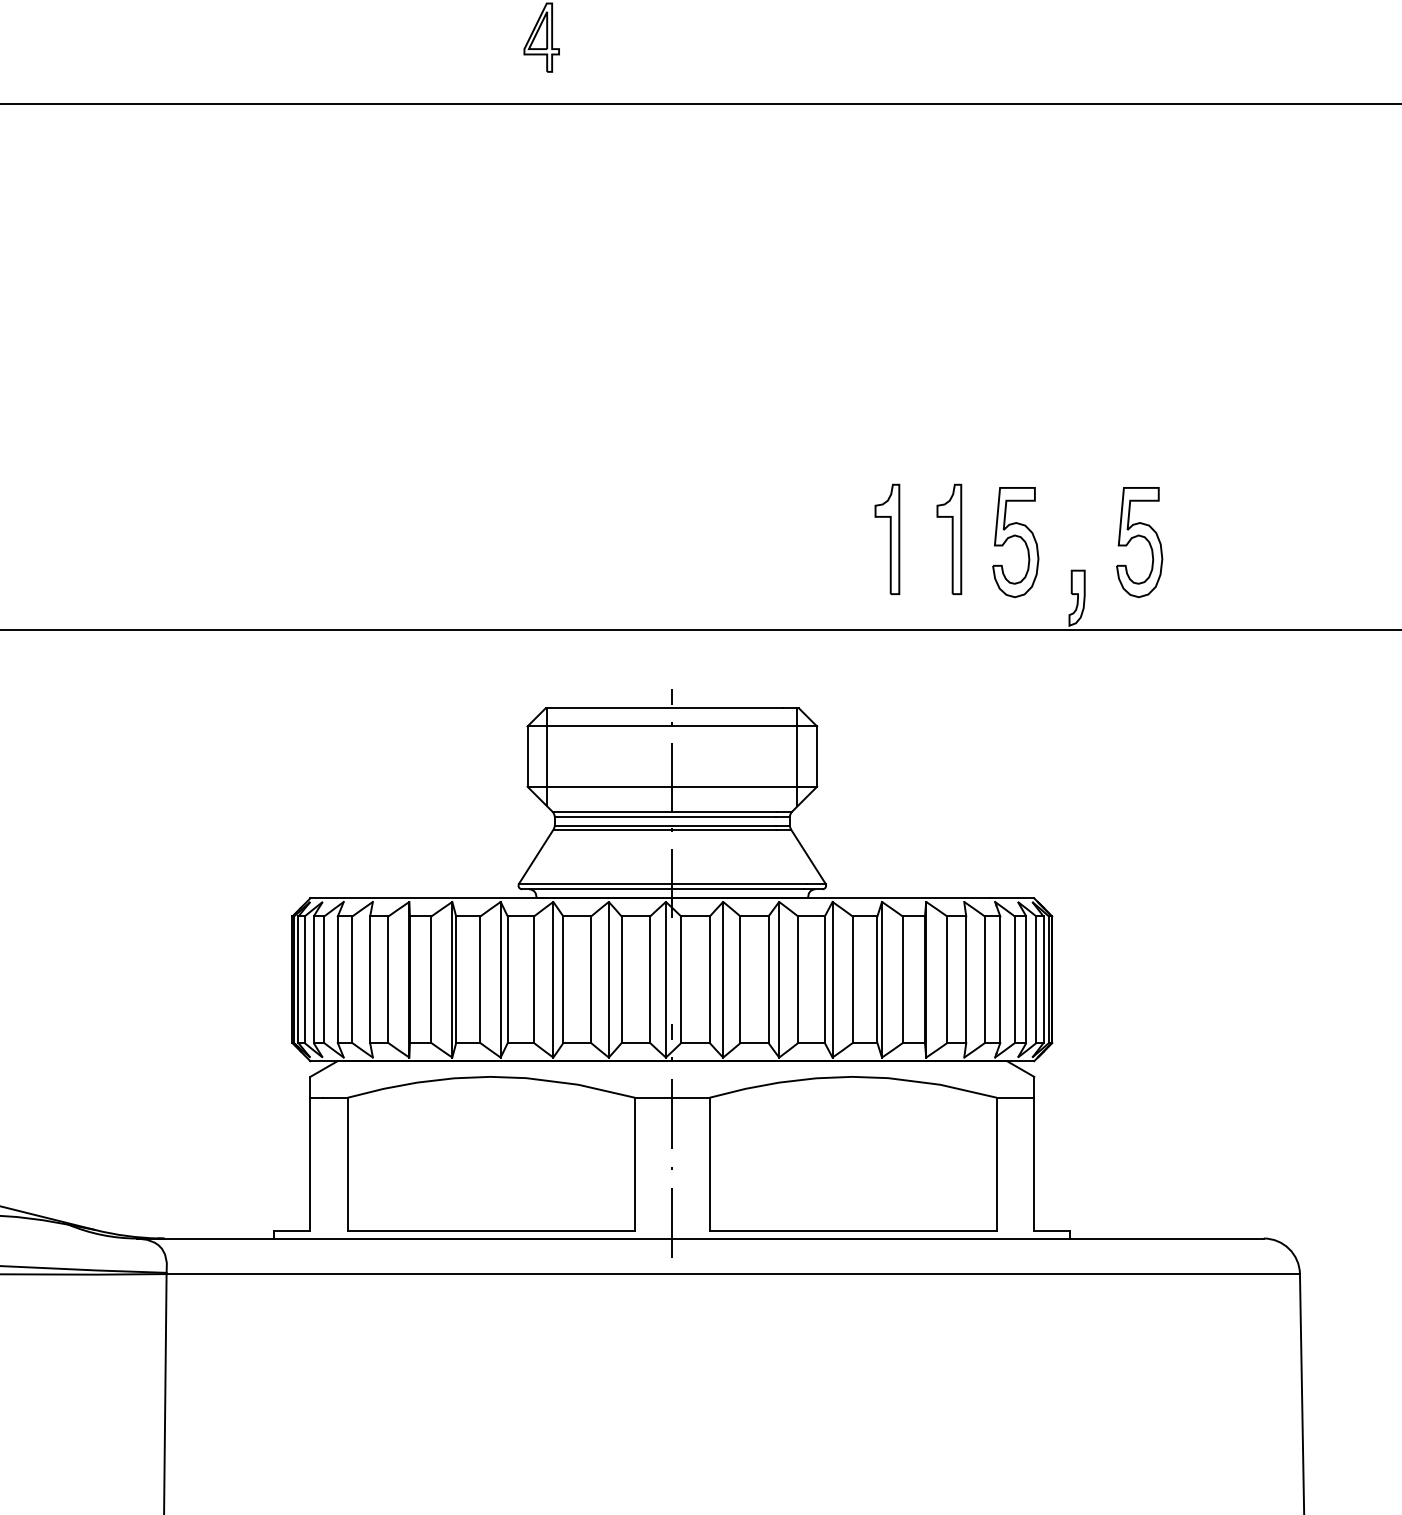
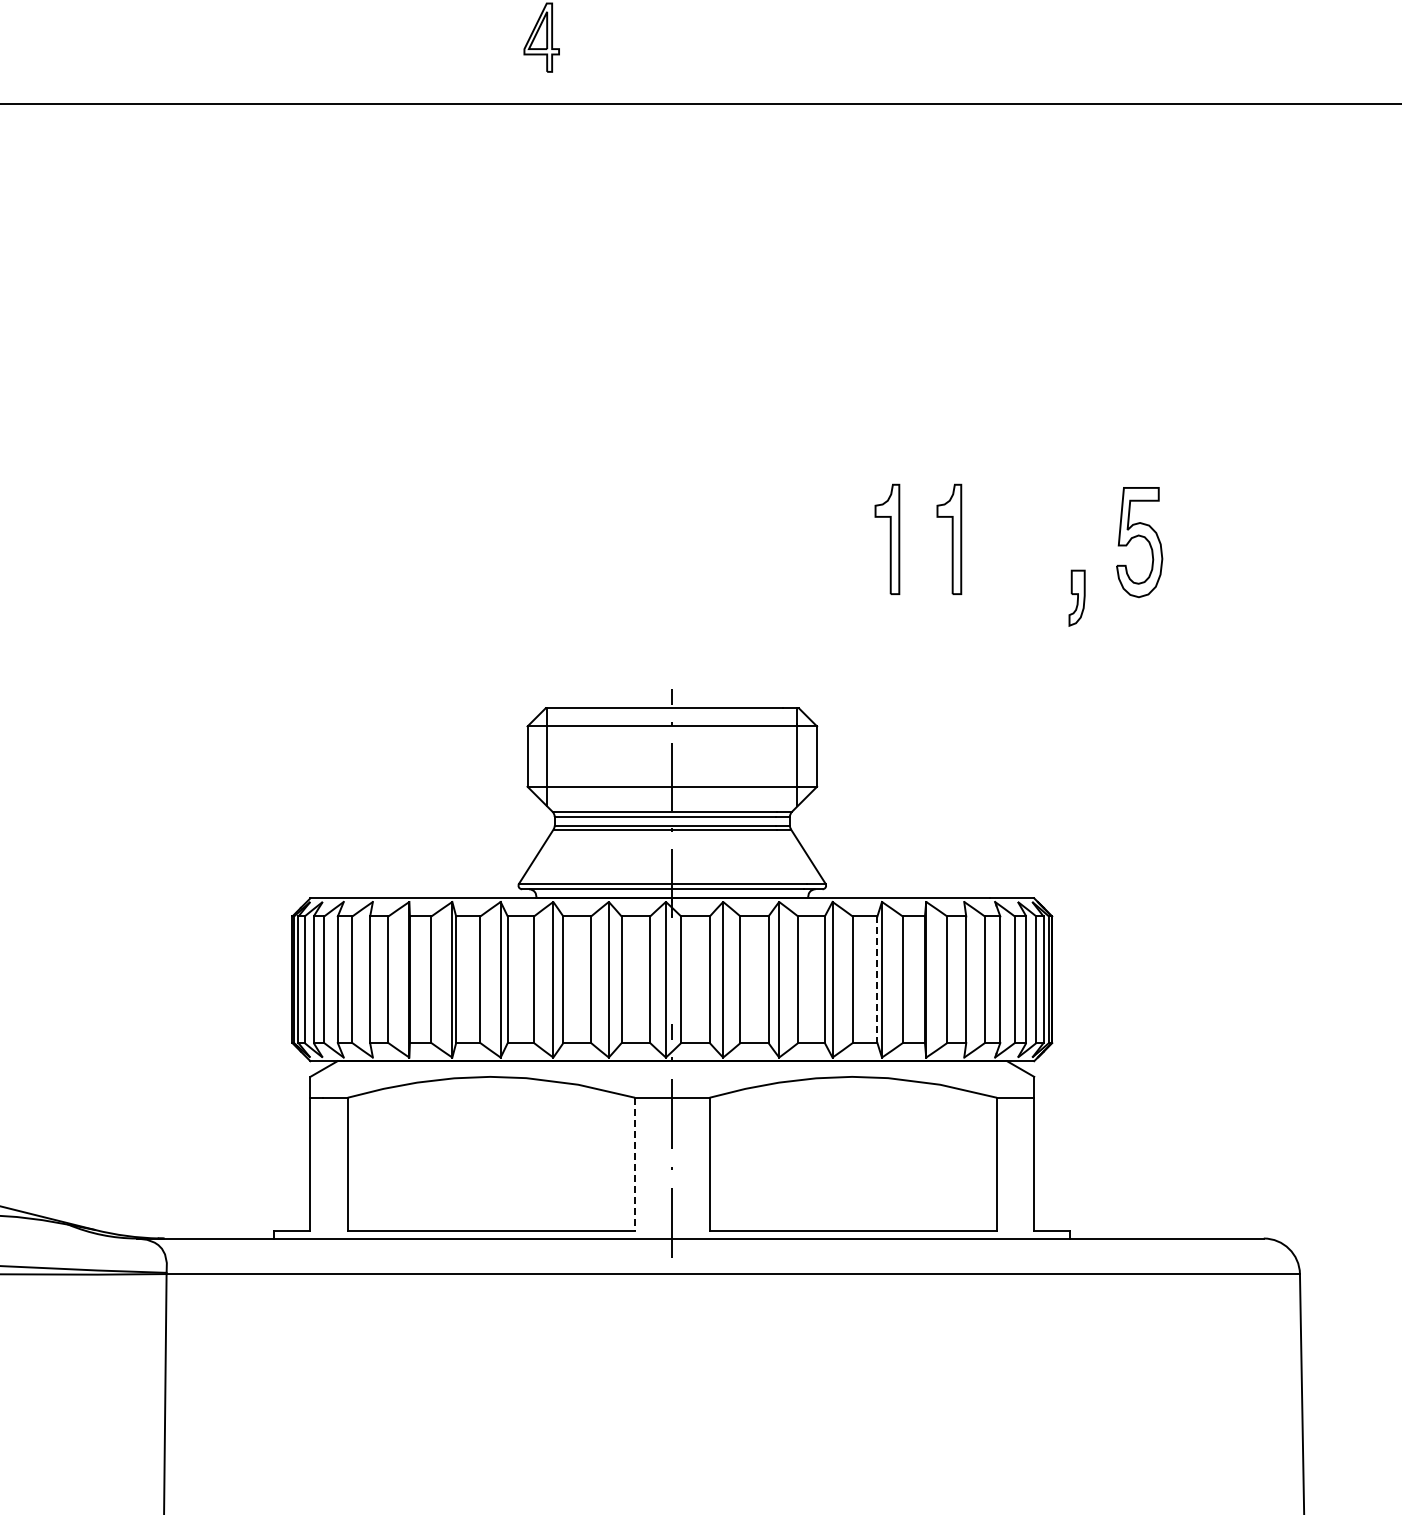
part: present -> none (1015, 542)
line: present -> none (700, 630)
line: solid -> dashed (877, 980)
line: solid -> dashed (635, 1164)
